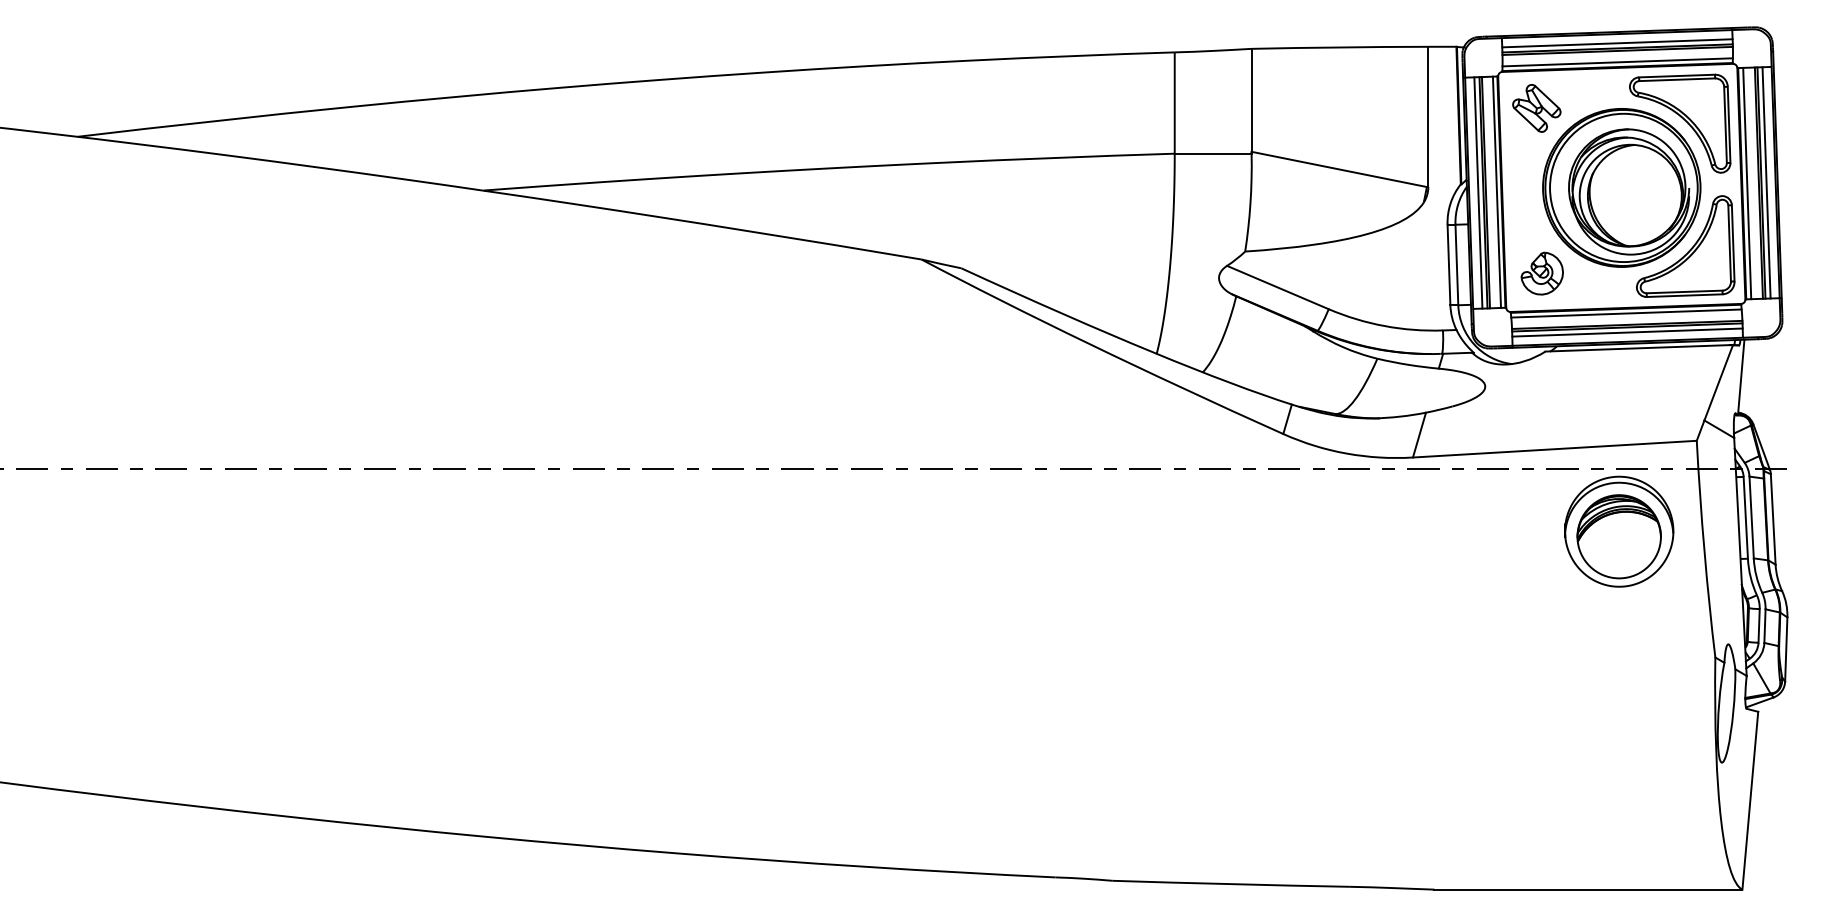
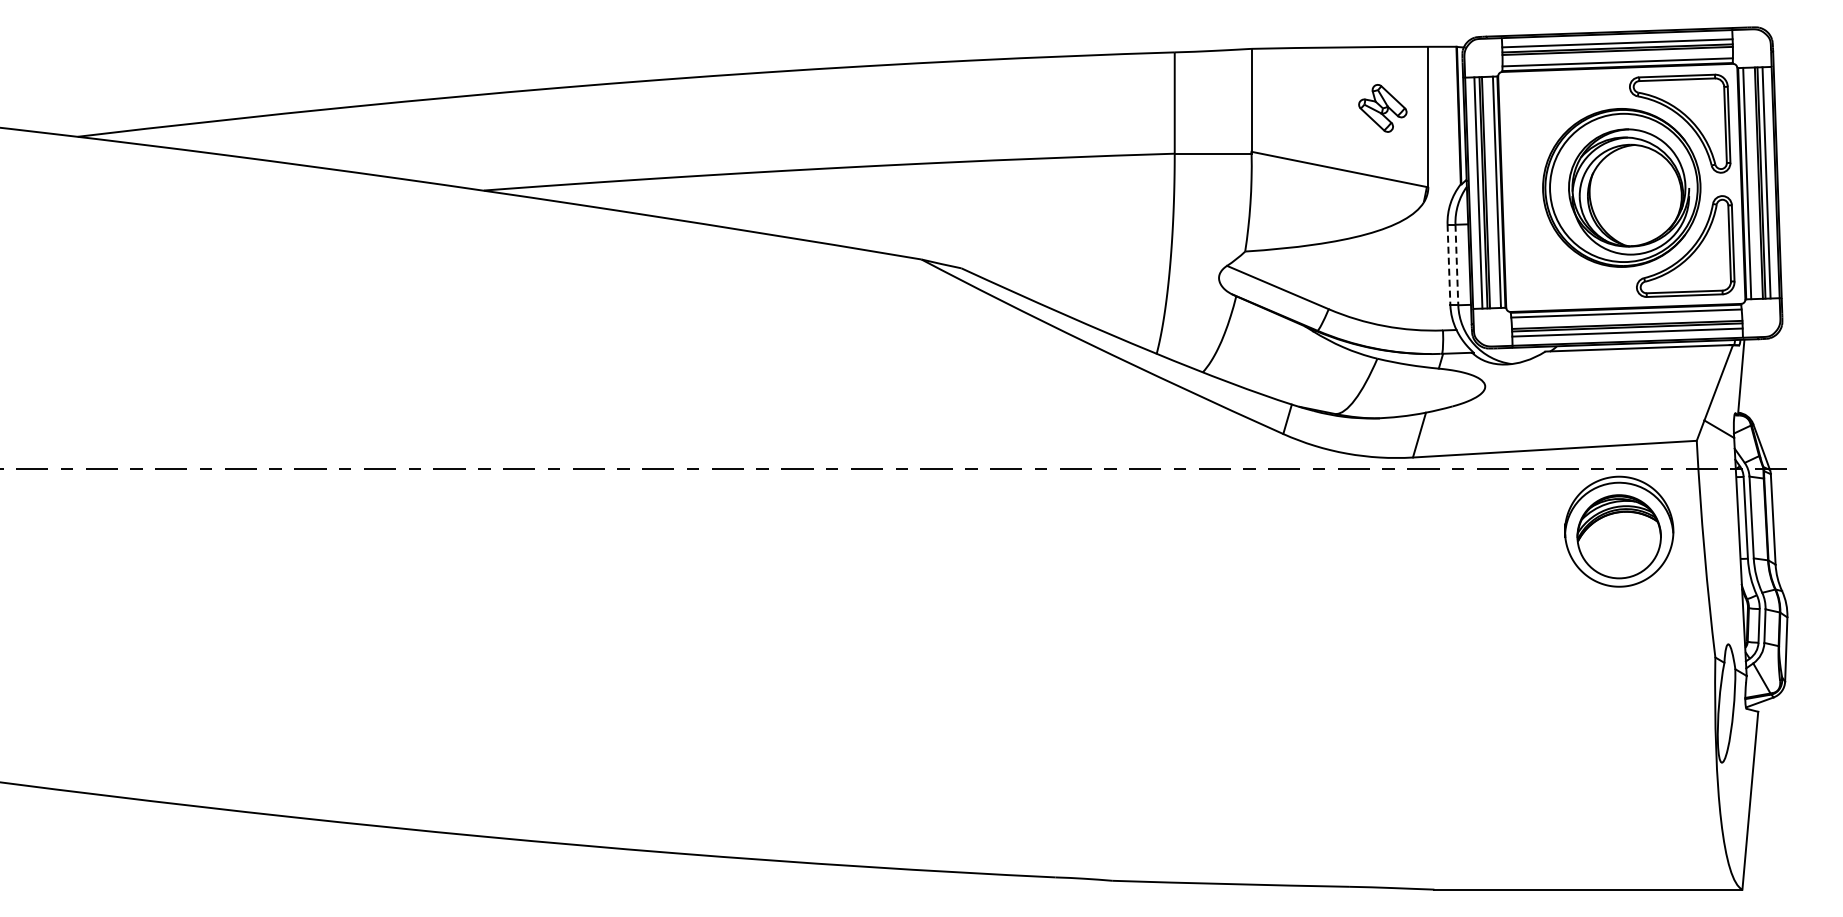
part position: (1536, 108) -> (1382, 108) (1382, 108)
line: solid -> dashed (1448, 265)
line: solid -> dashed (1456, 265)
part: present -> none (1541, 273)
